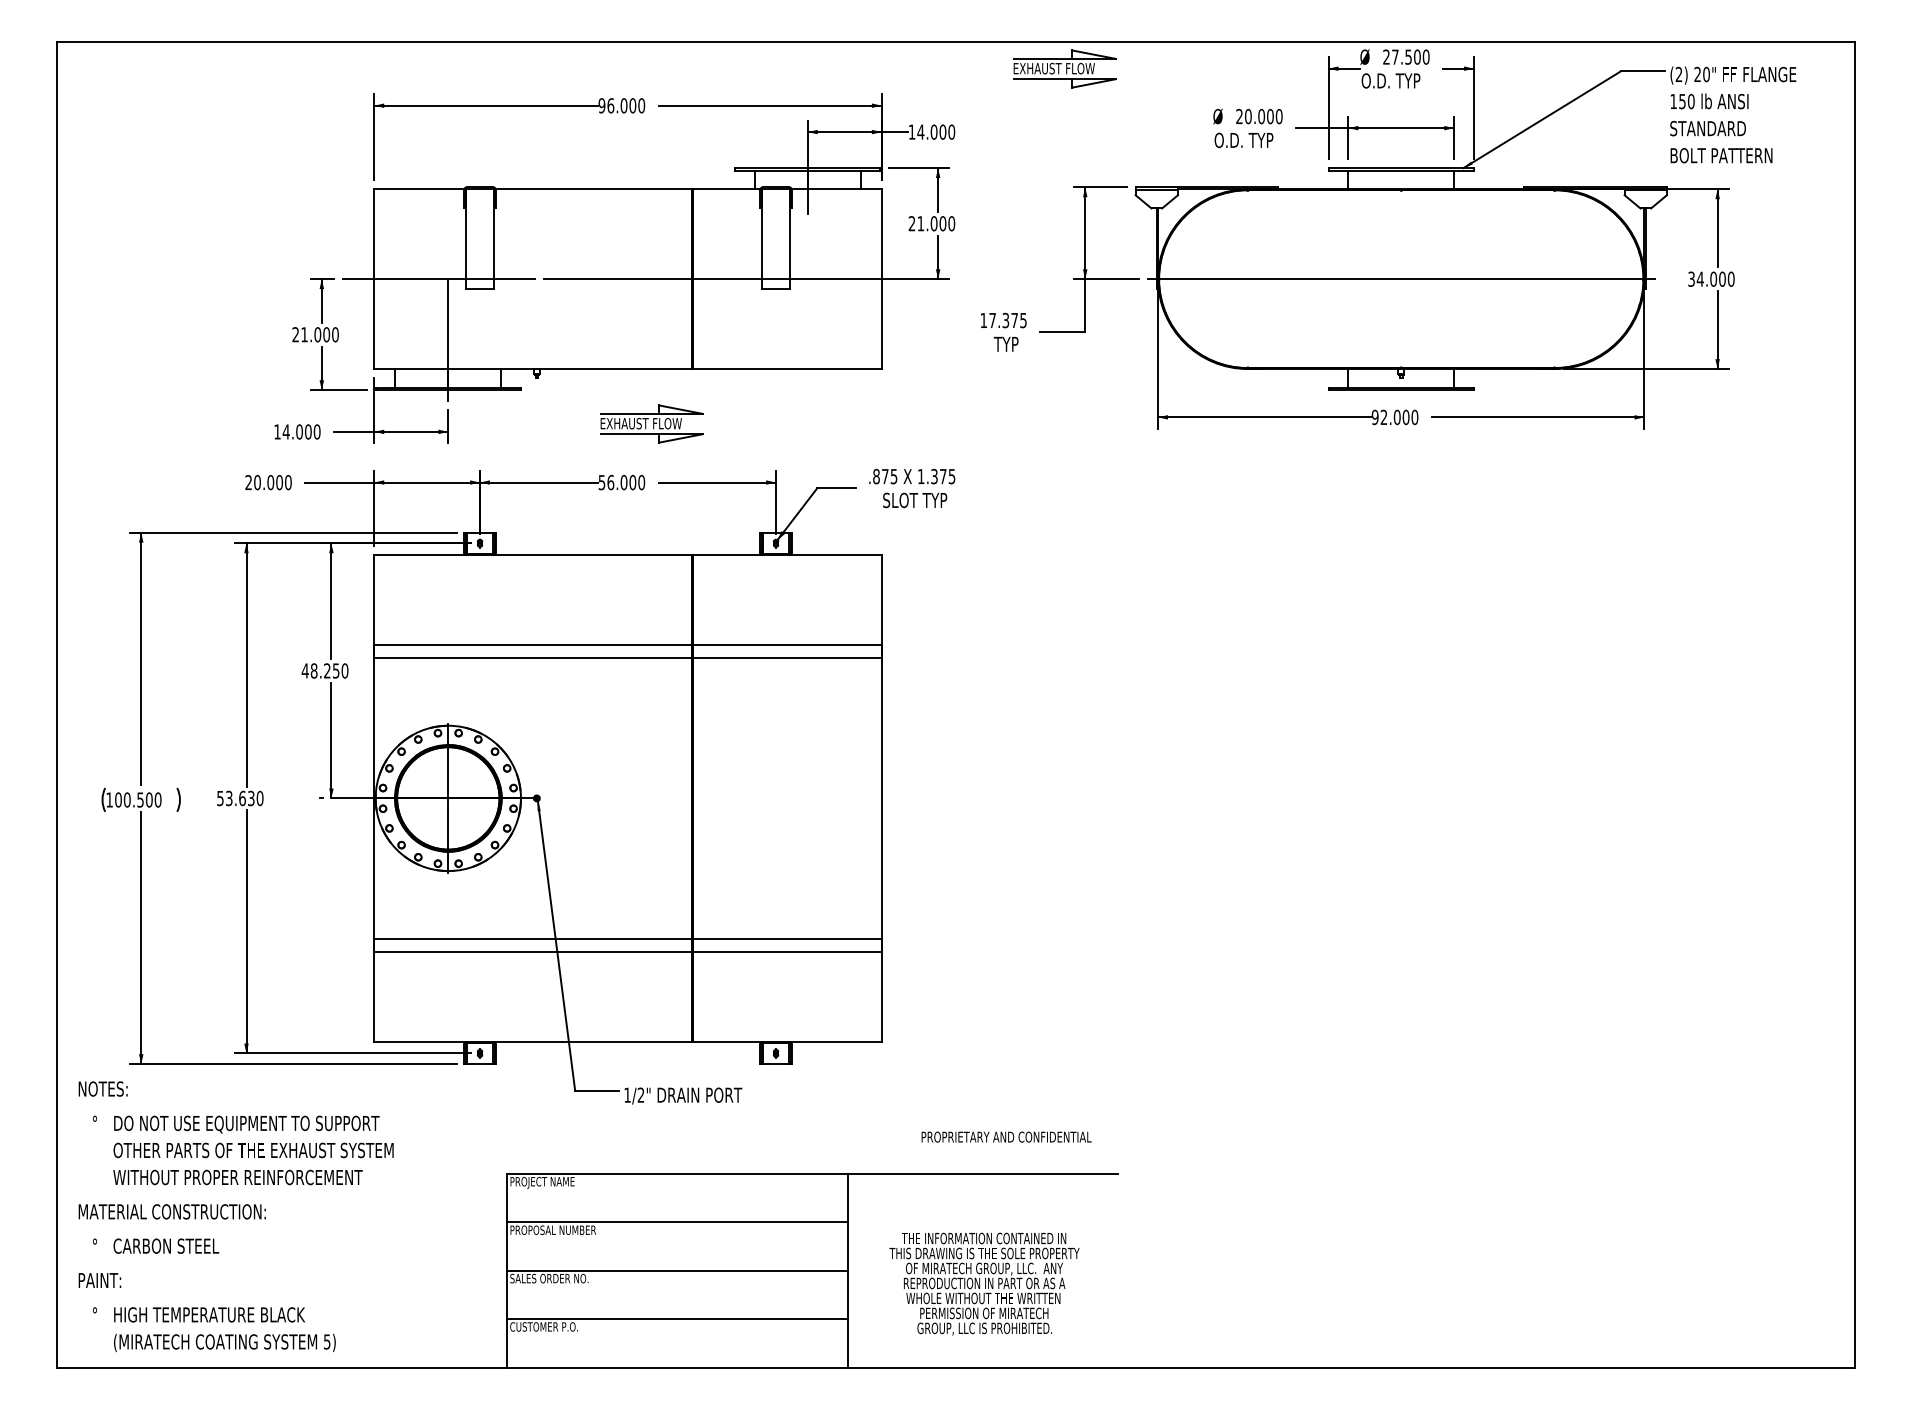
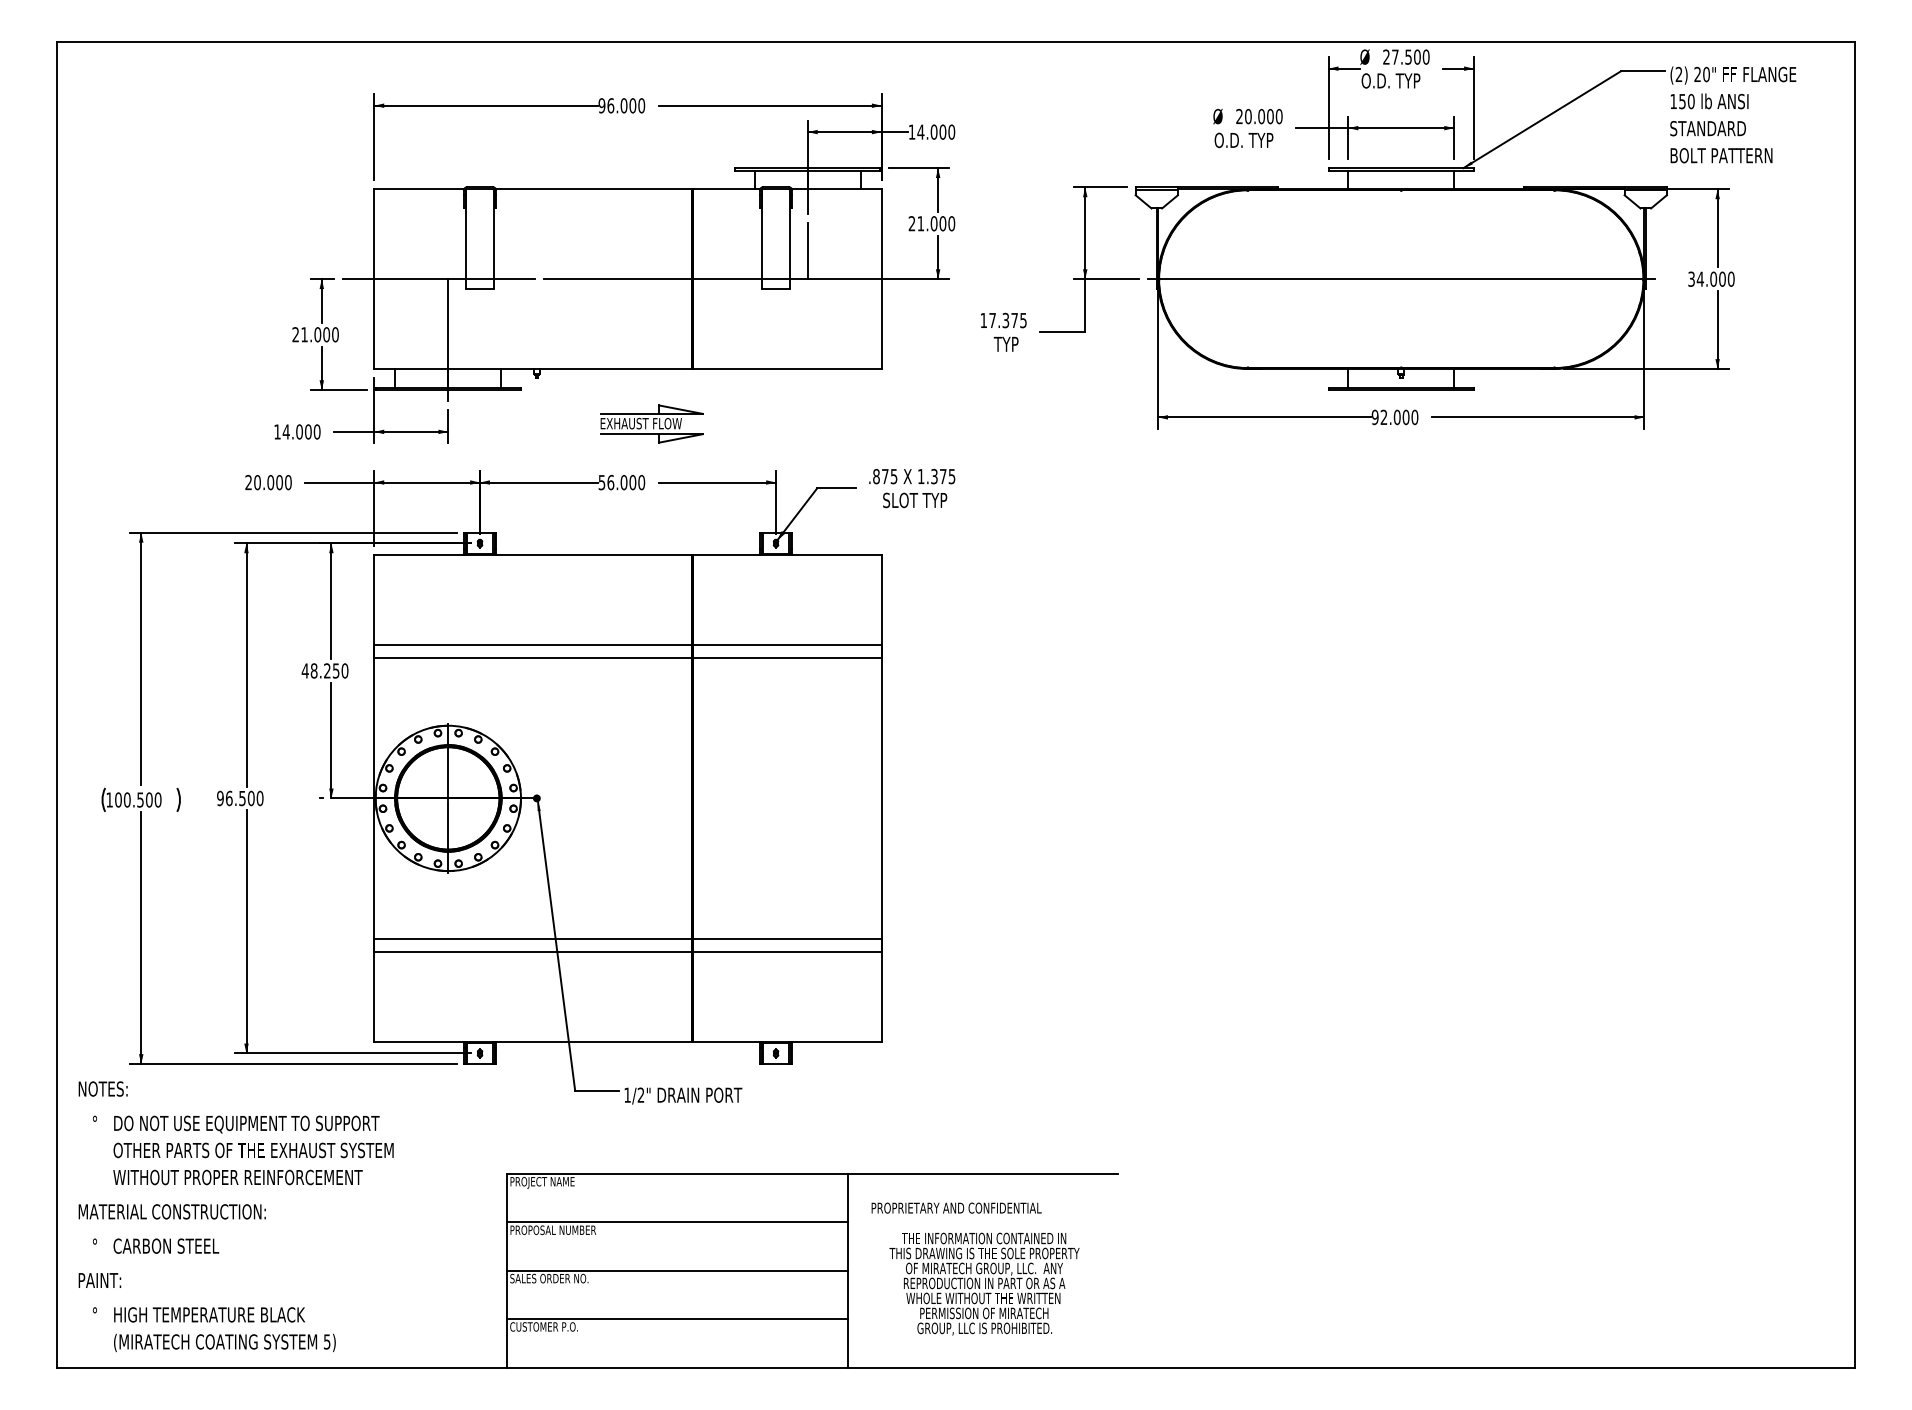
part: present -> none (1064, 68)
line: none -> present (807, 250)
text: 53.630 -> 96.500 (235, 798)
text position: (1006, 1136) -> (956, 1207) (956, 1207)
